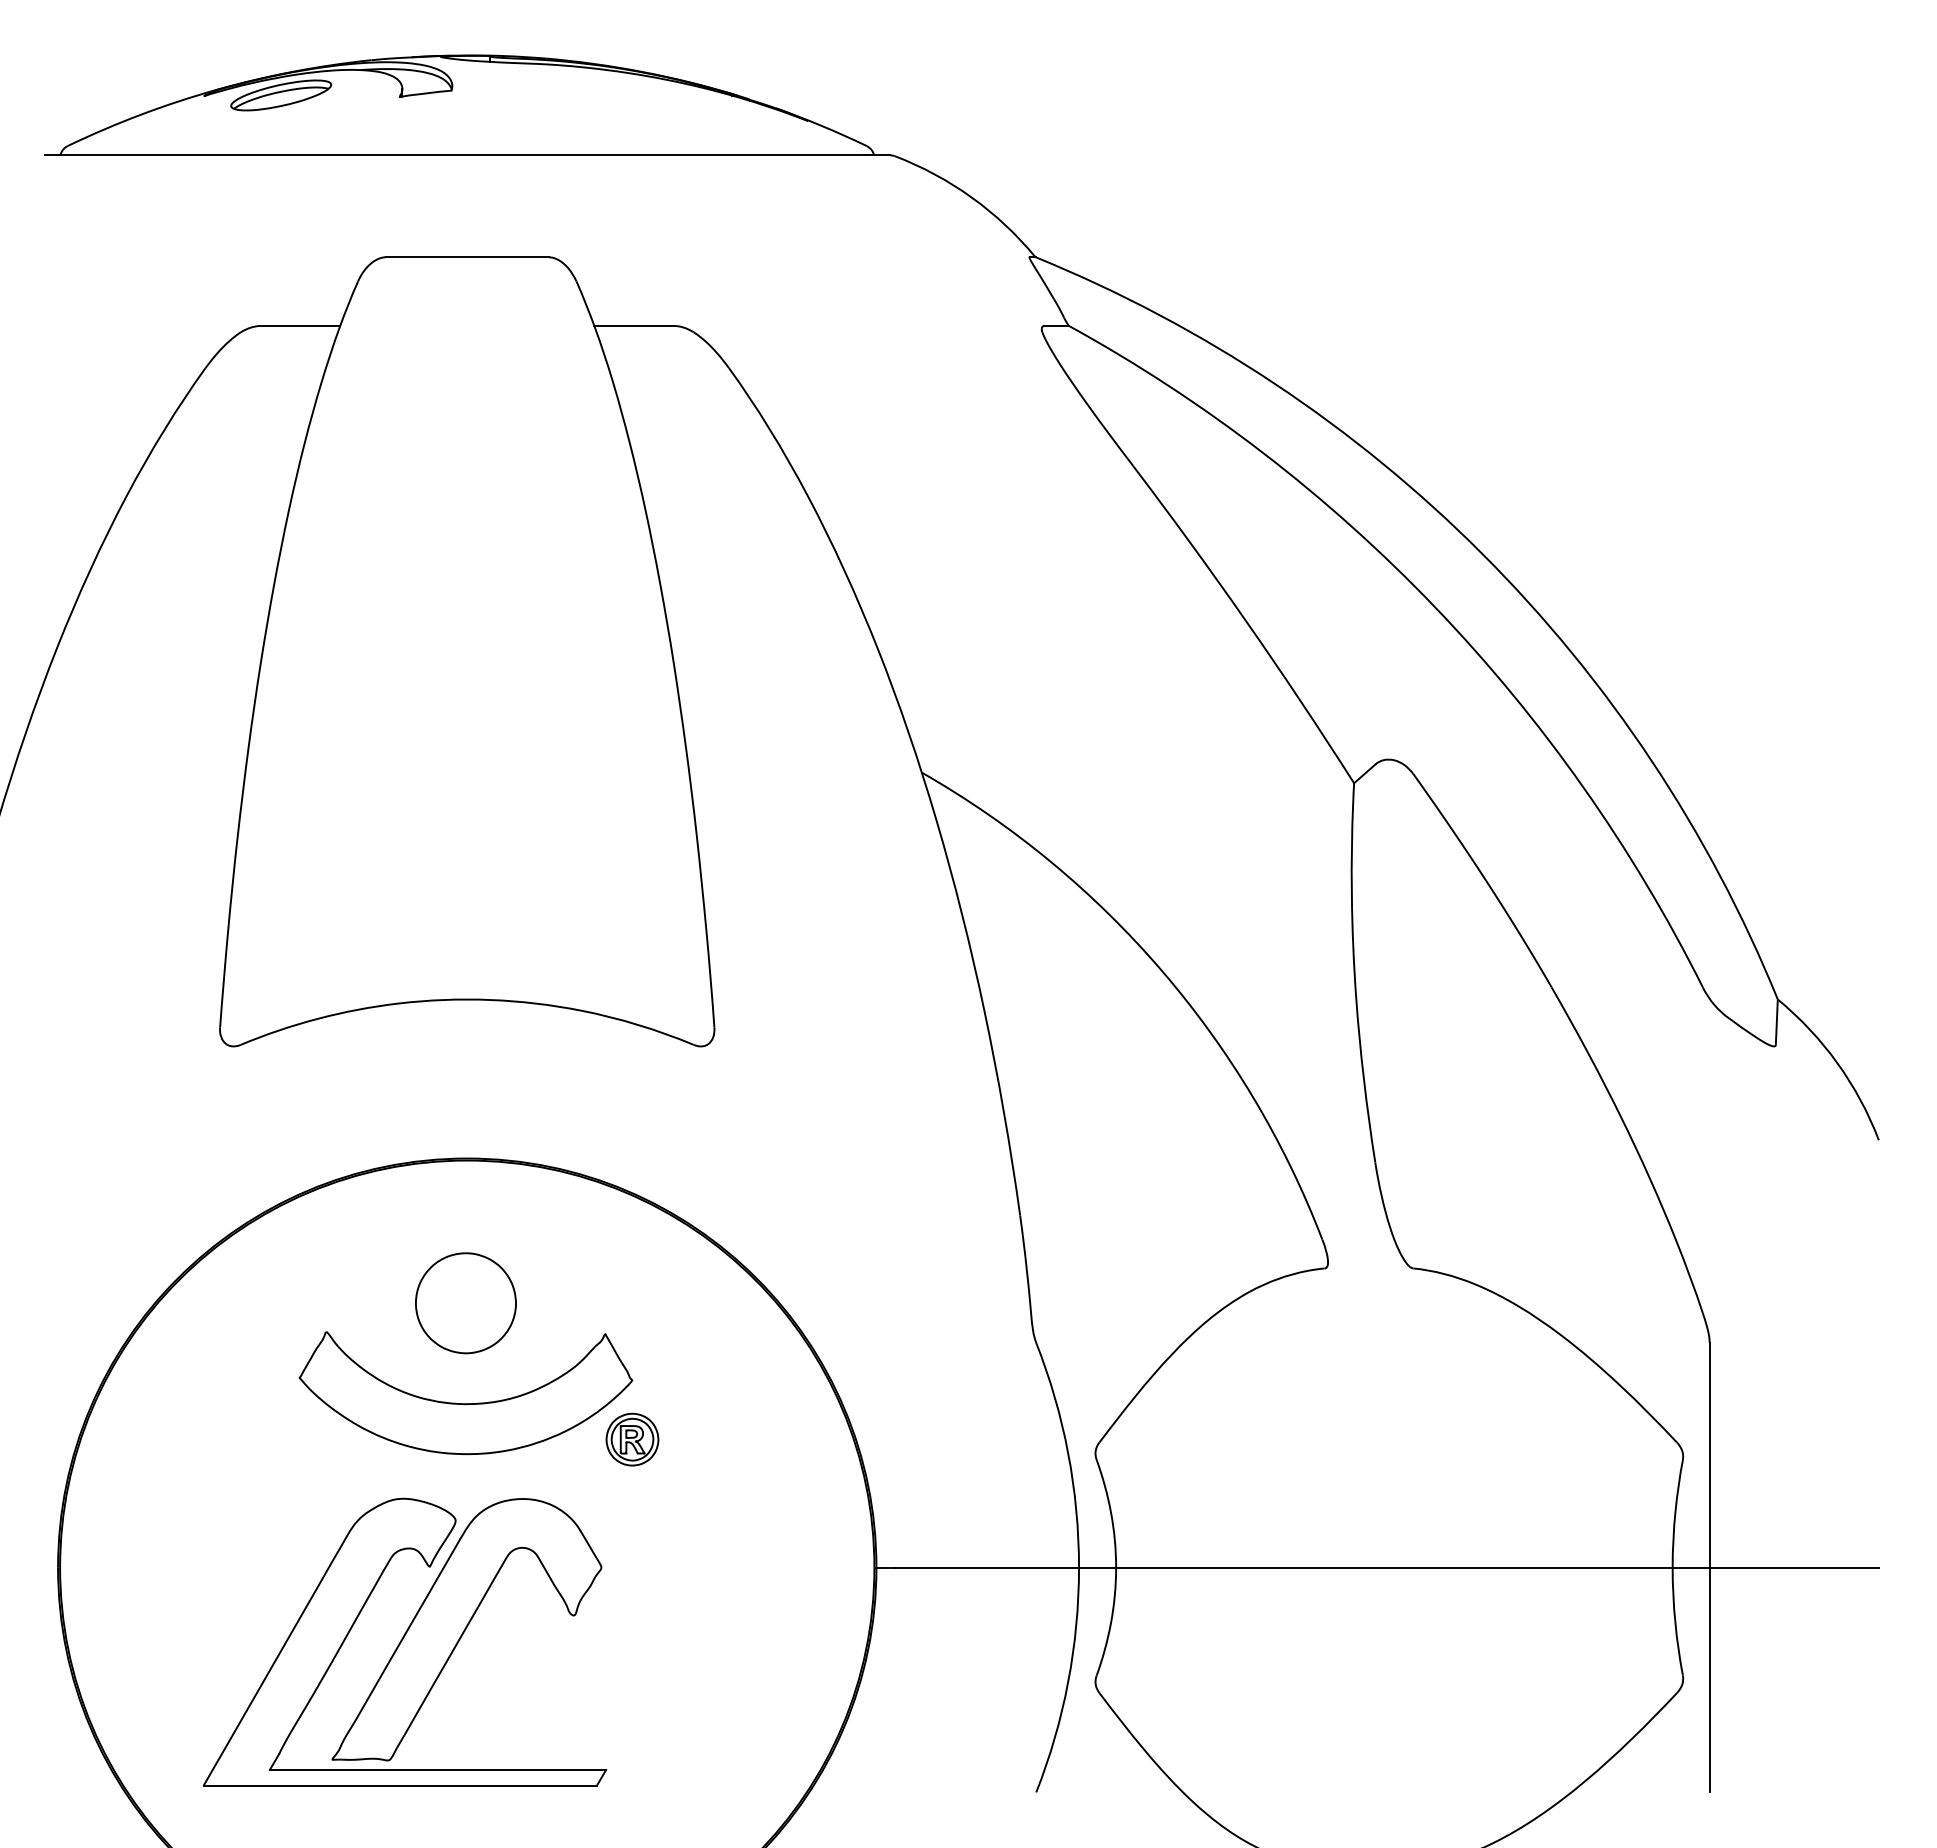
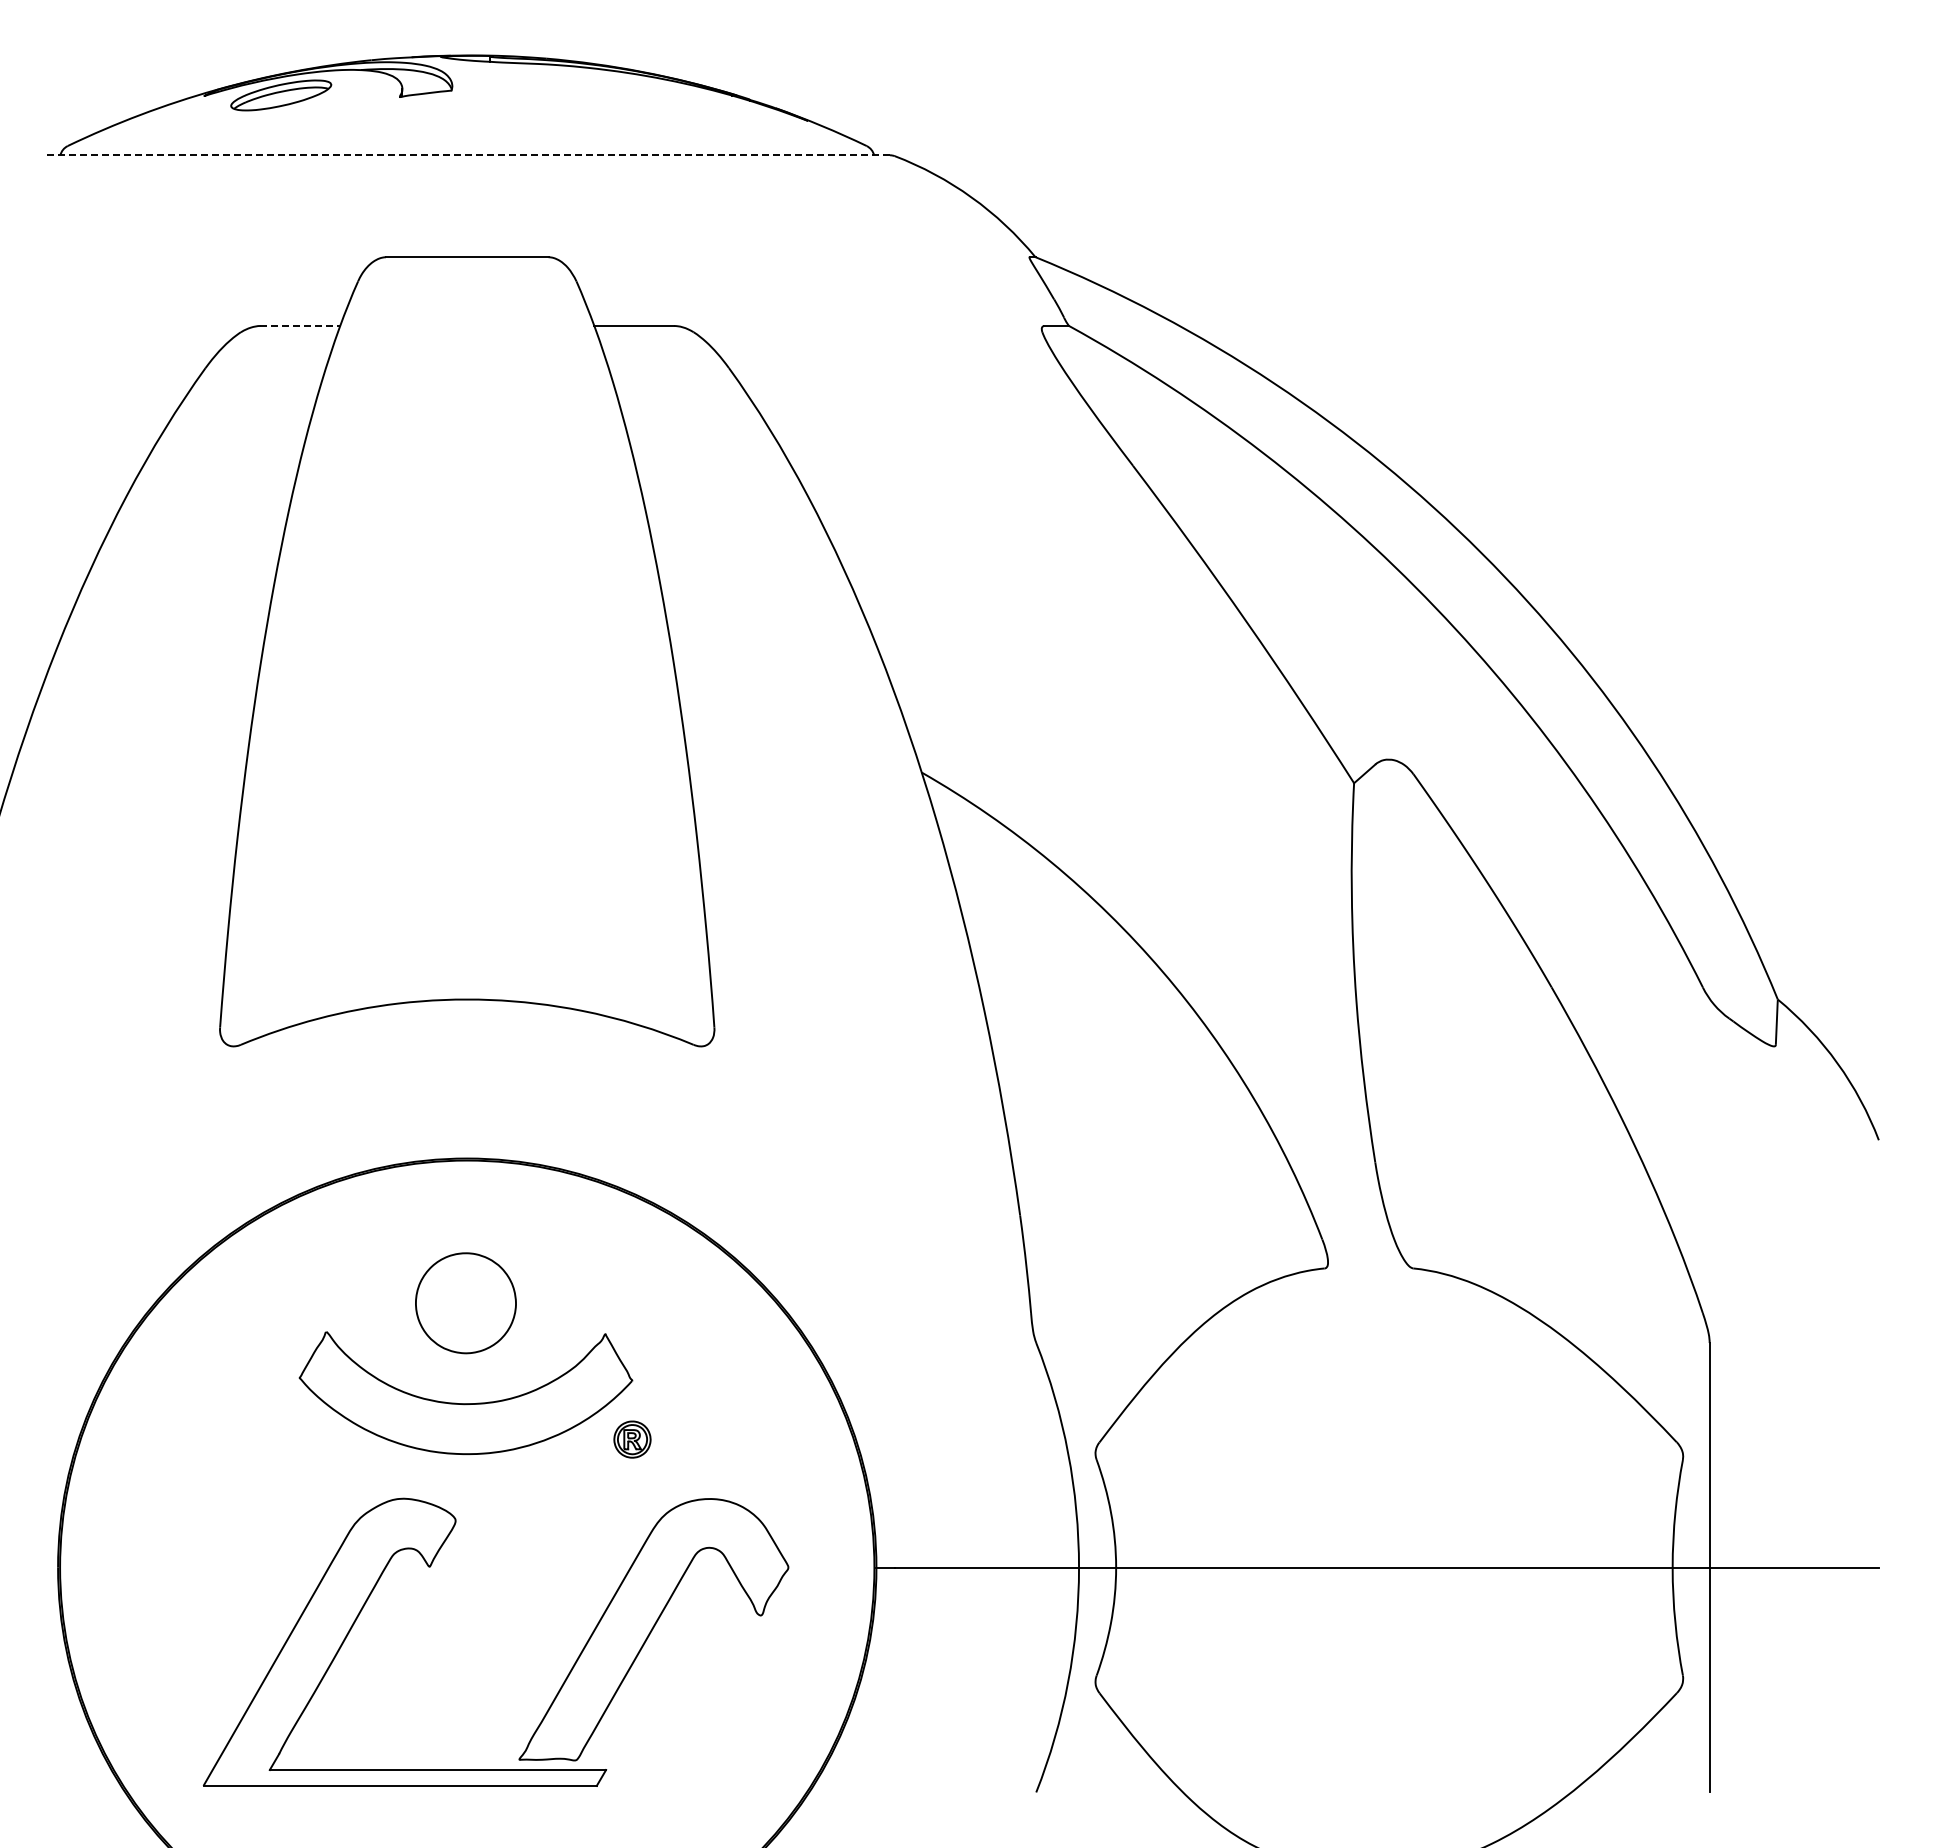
line: solid -> dashed (467, 155)
line: solid -> dashed (300, 325)
part size: 55x55 px -> 39x39 px (632, 1439)
part position: (466, 1629) -> (653, 1629) (653, 1629)
